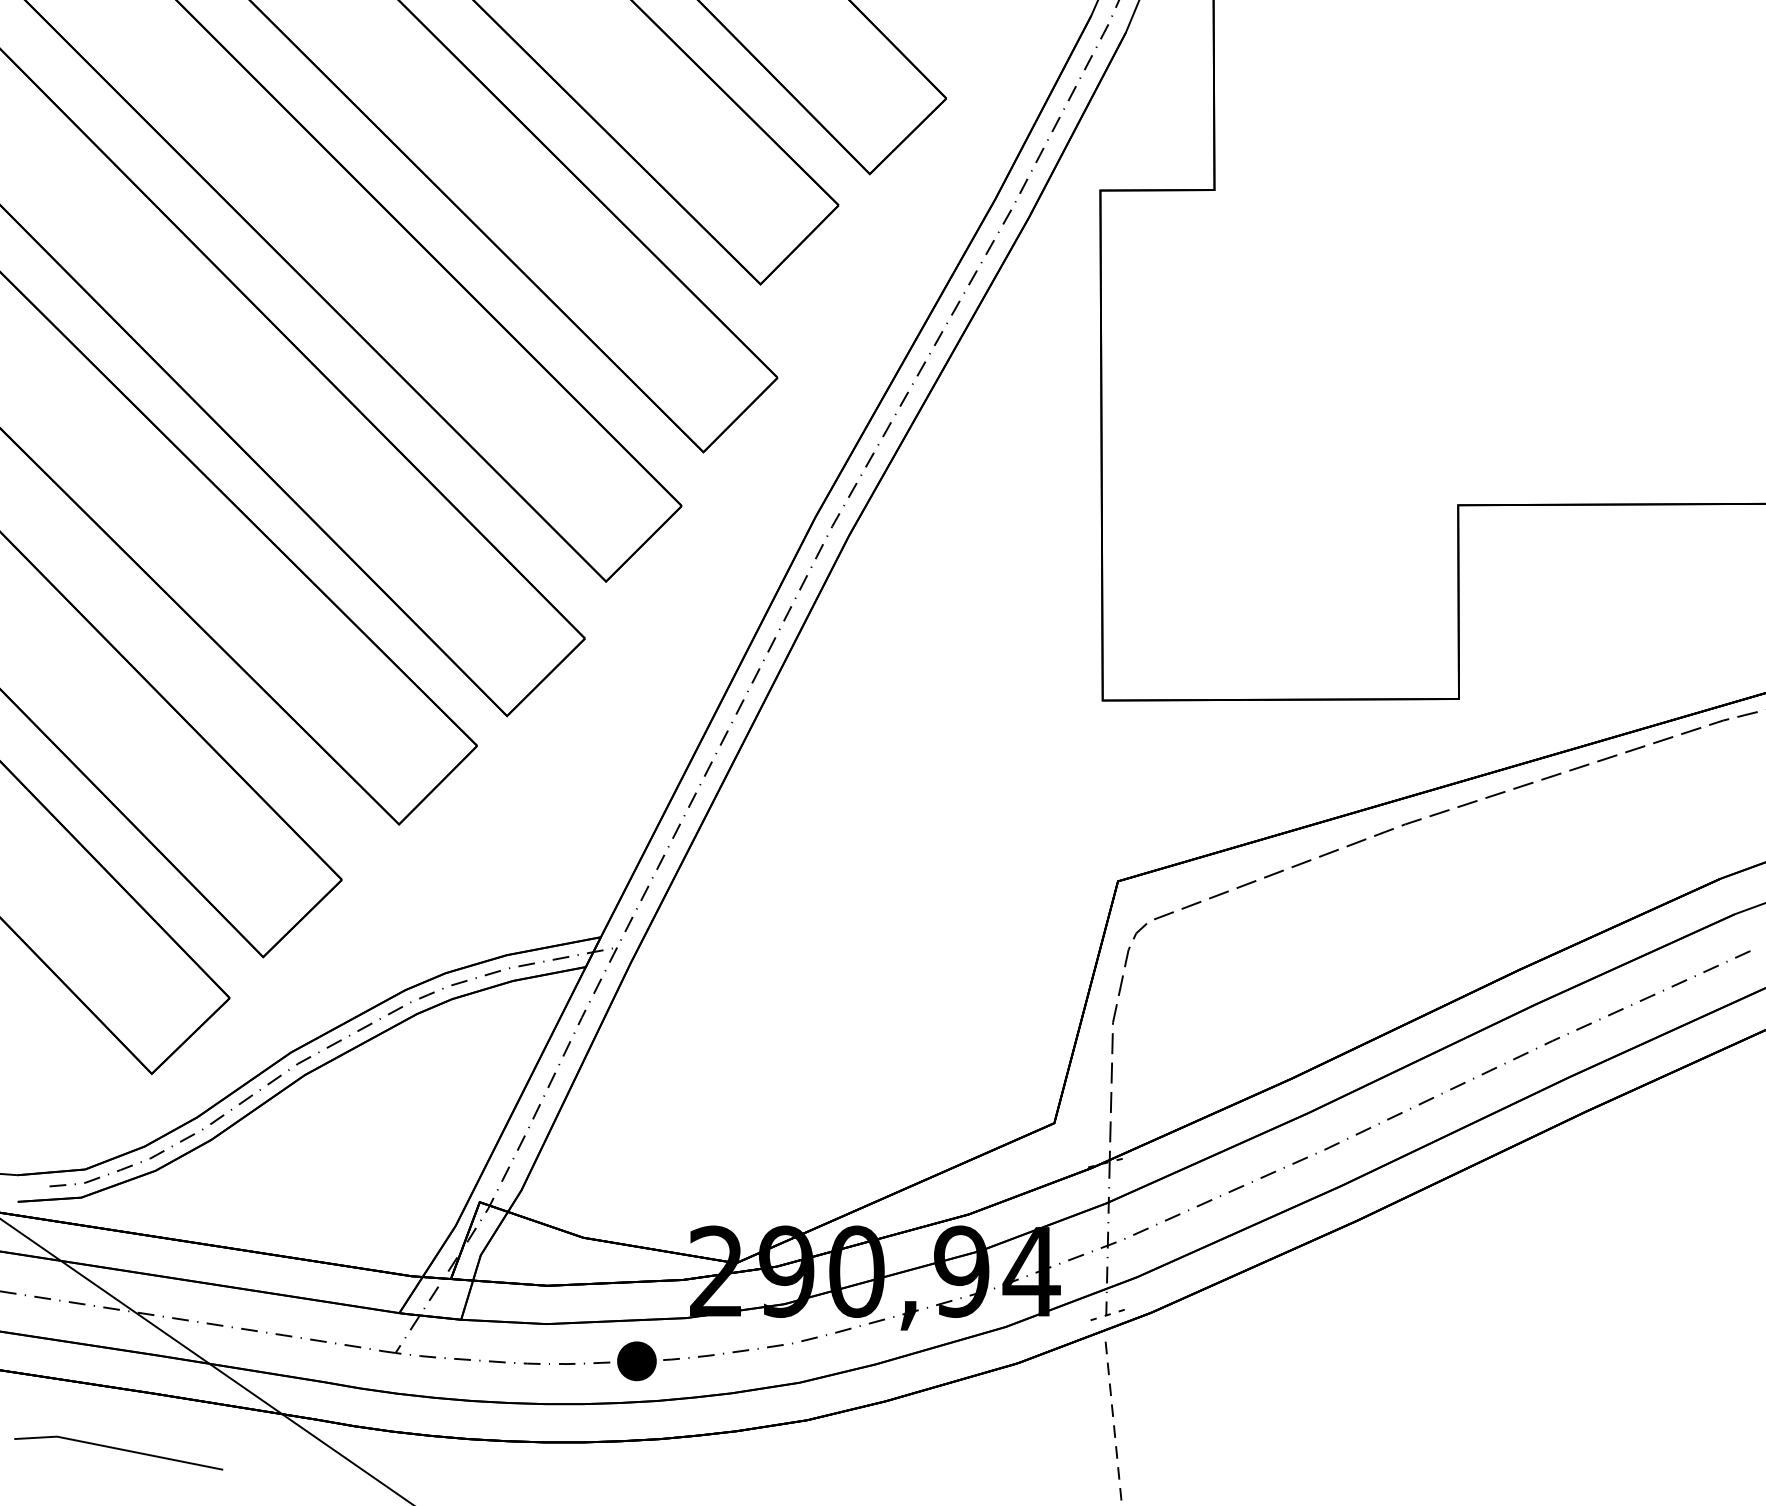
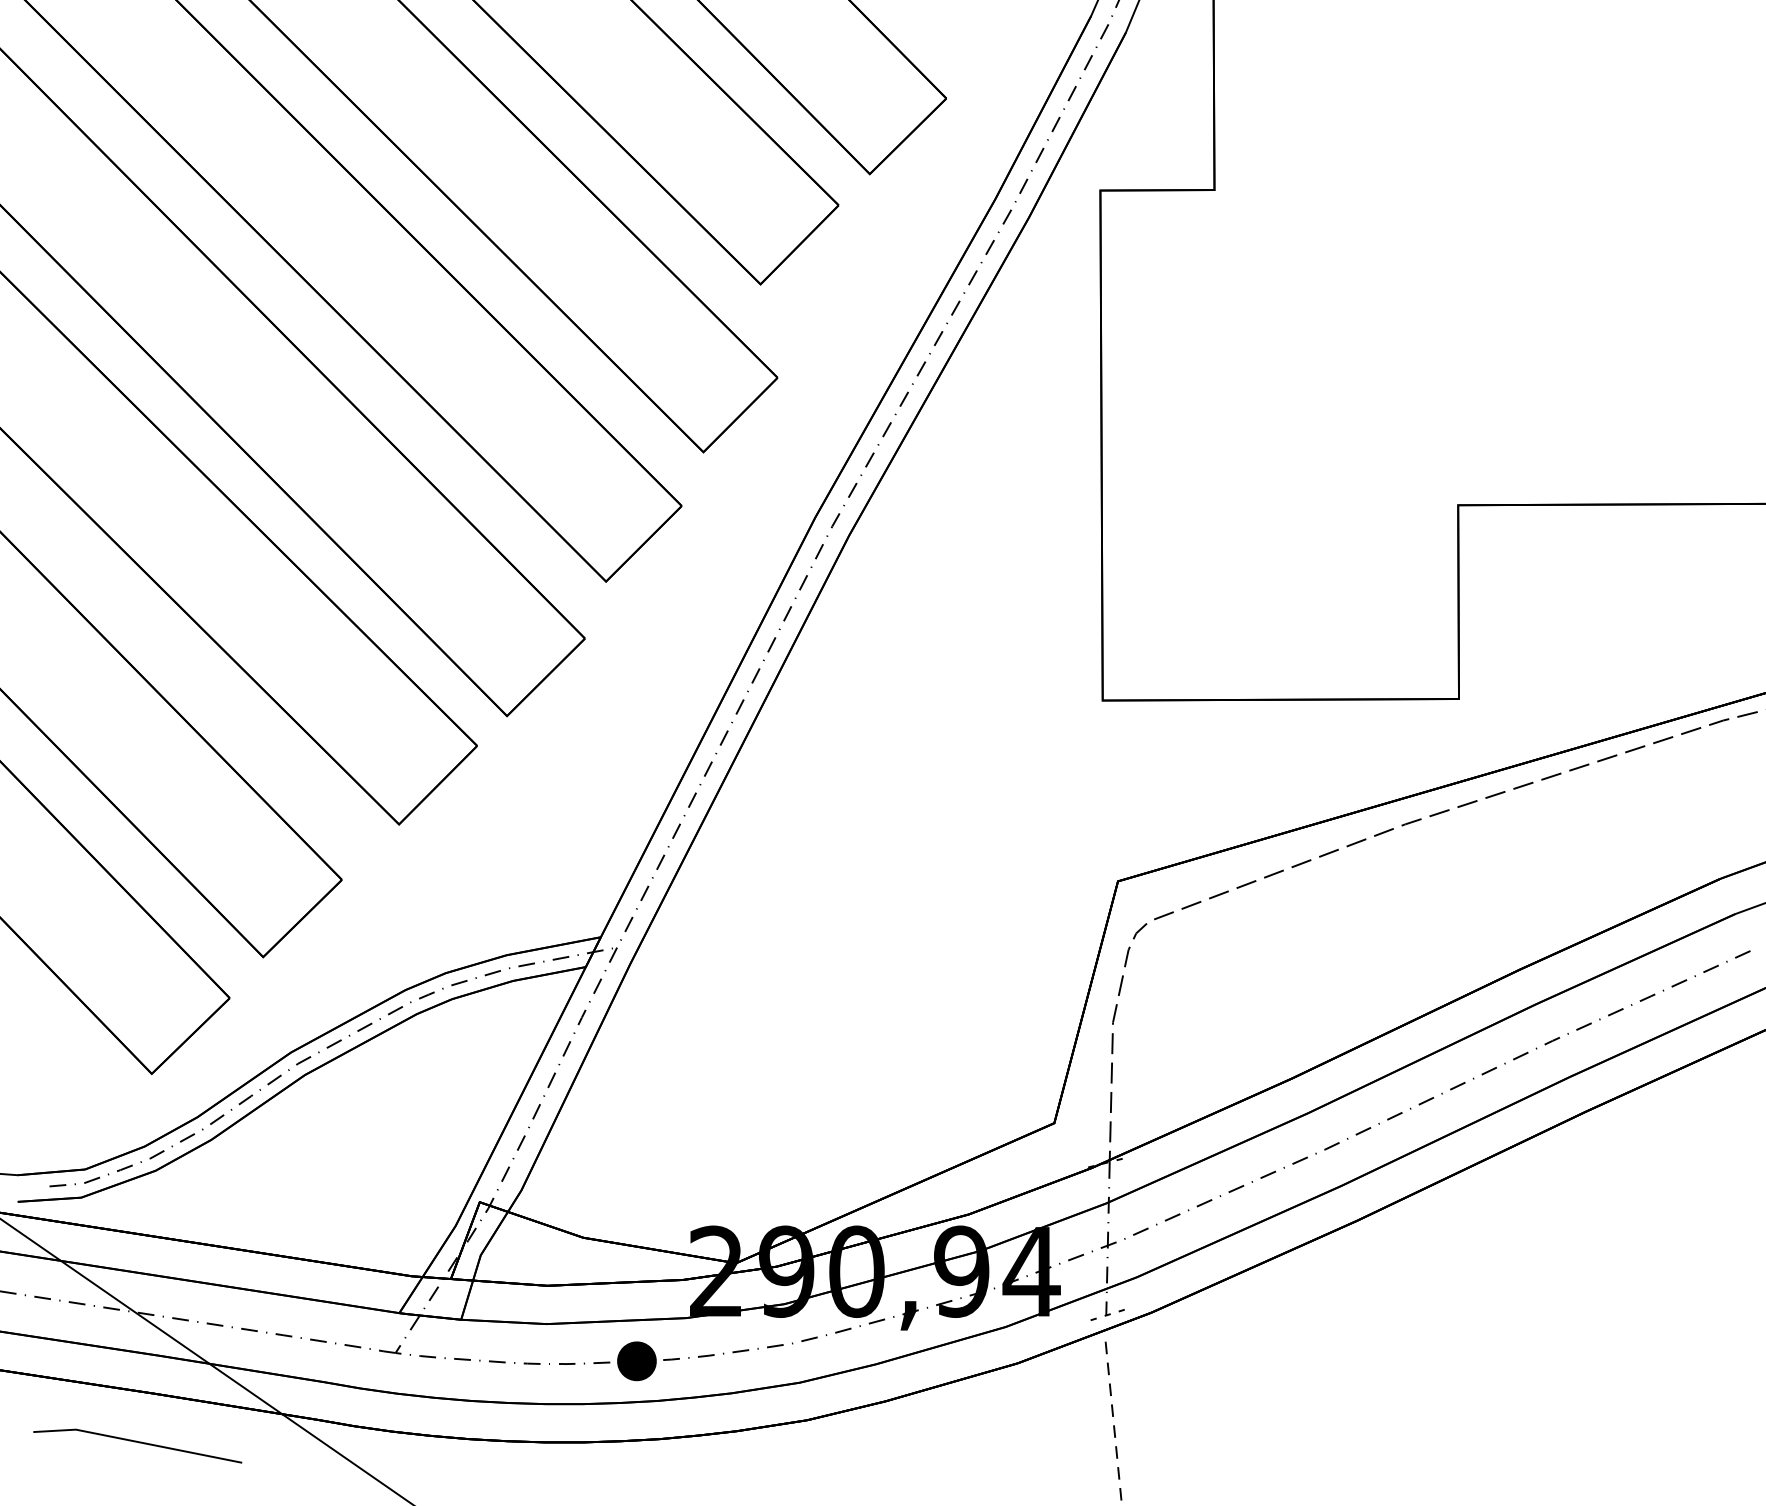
line position: (120, 1450) -> (139, 1443) (139, 1443)
